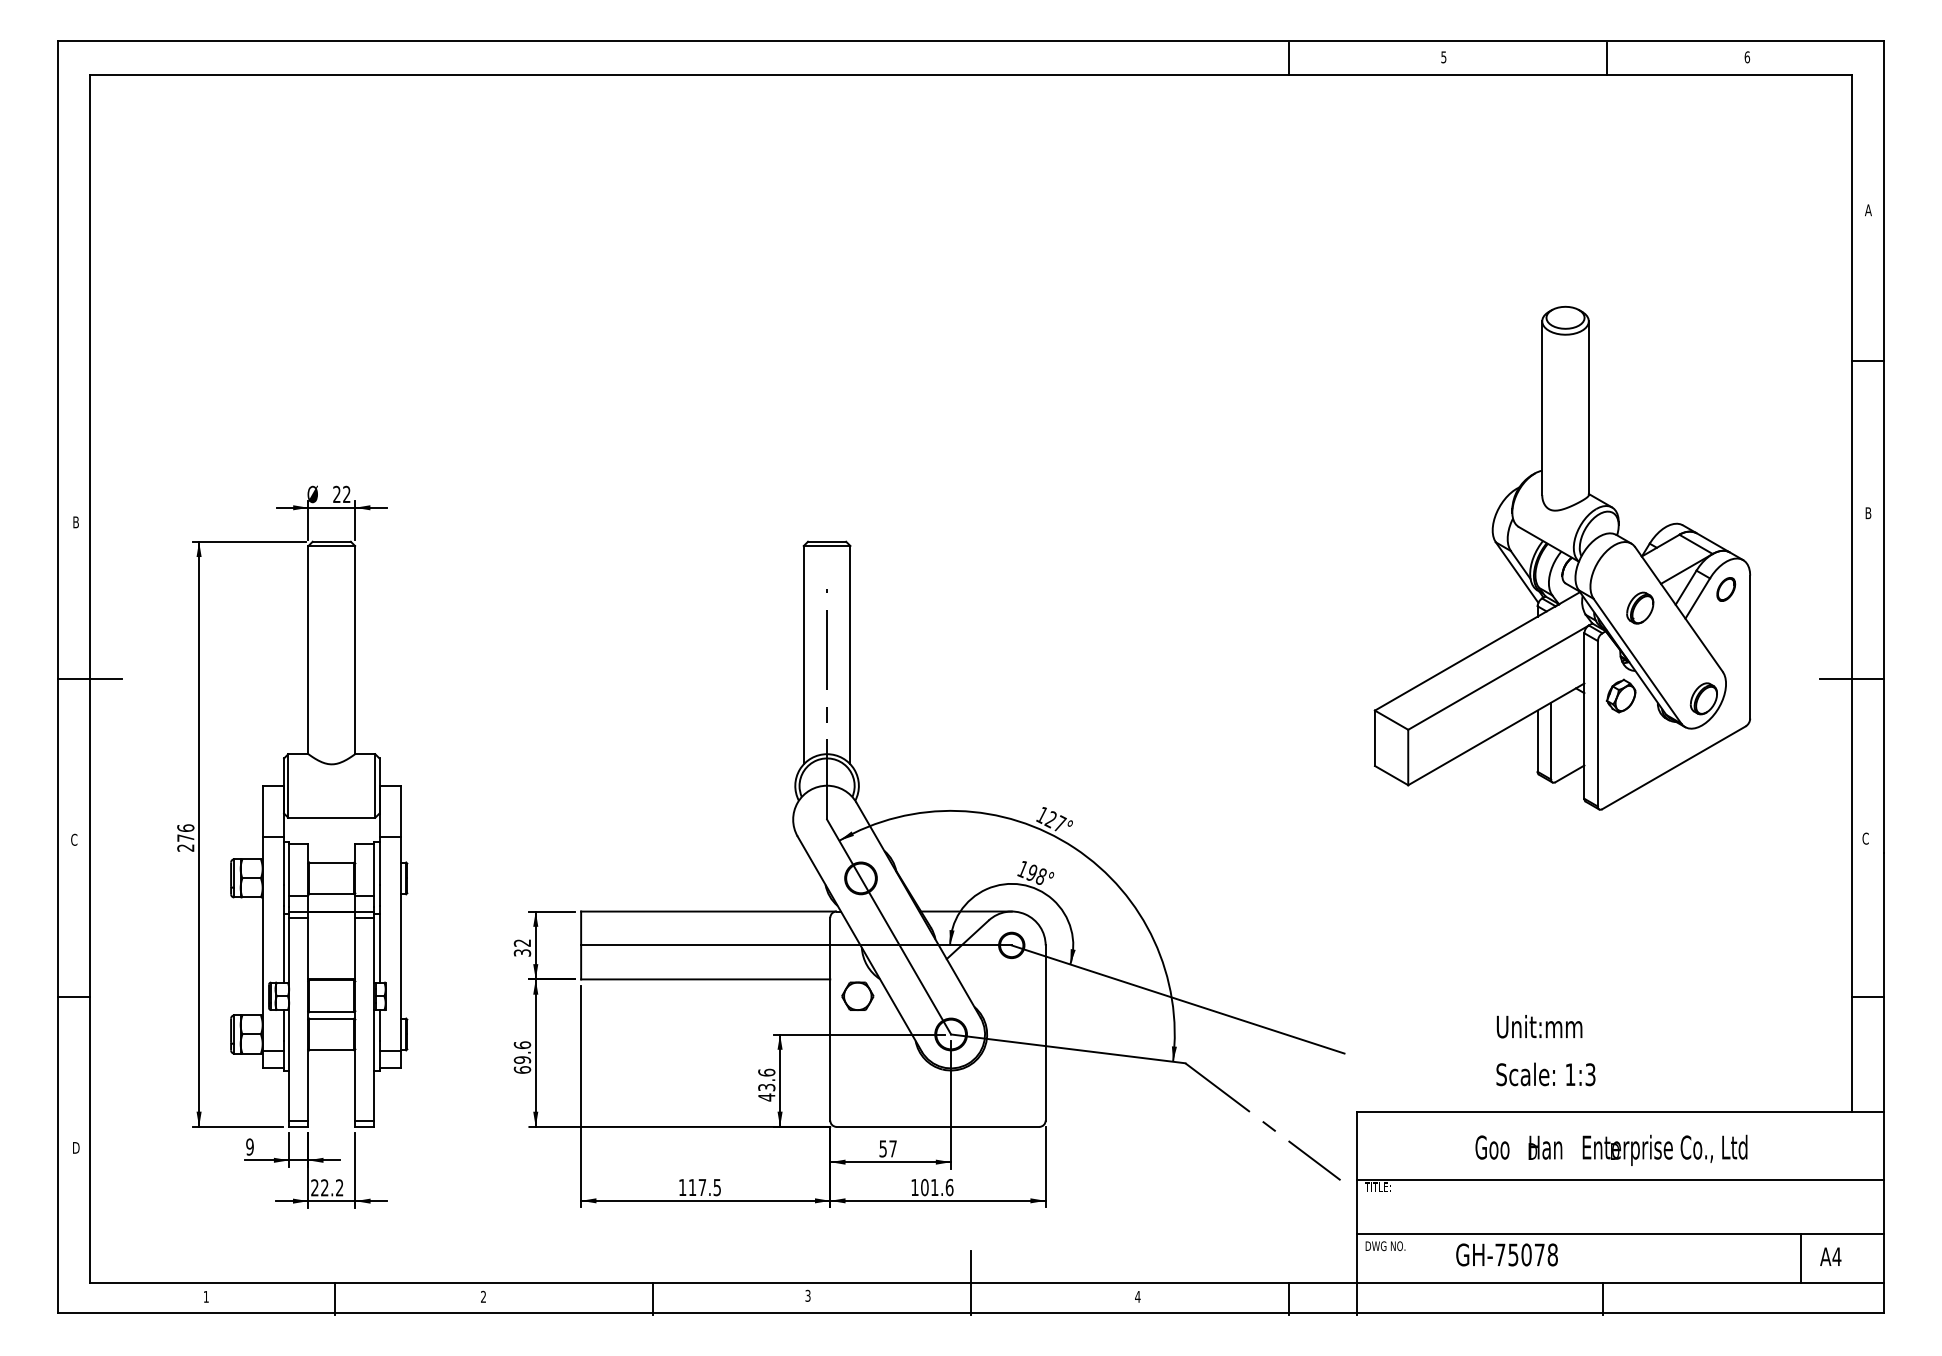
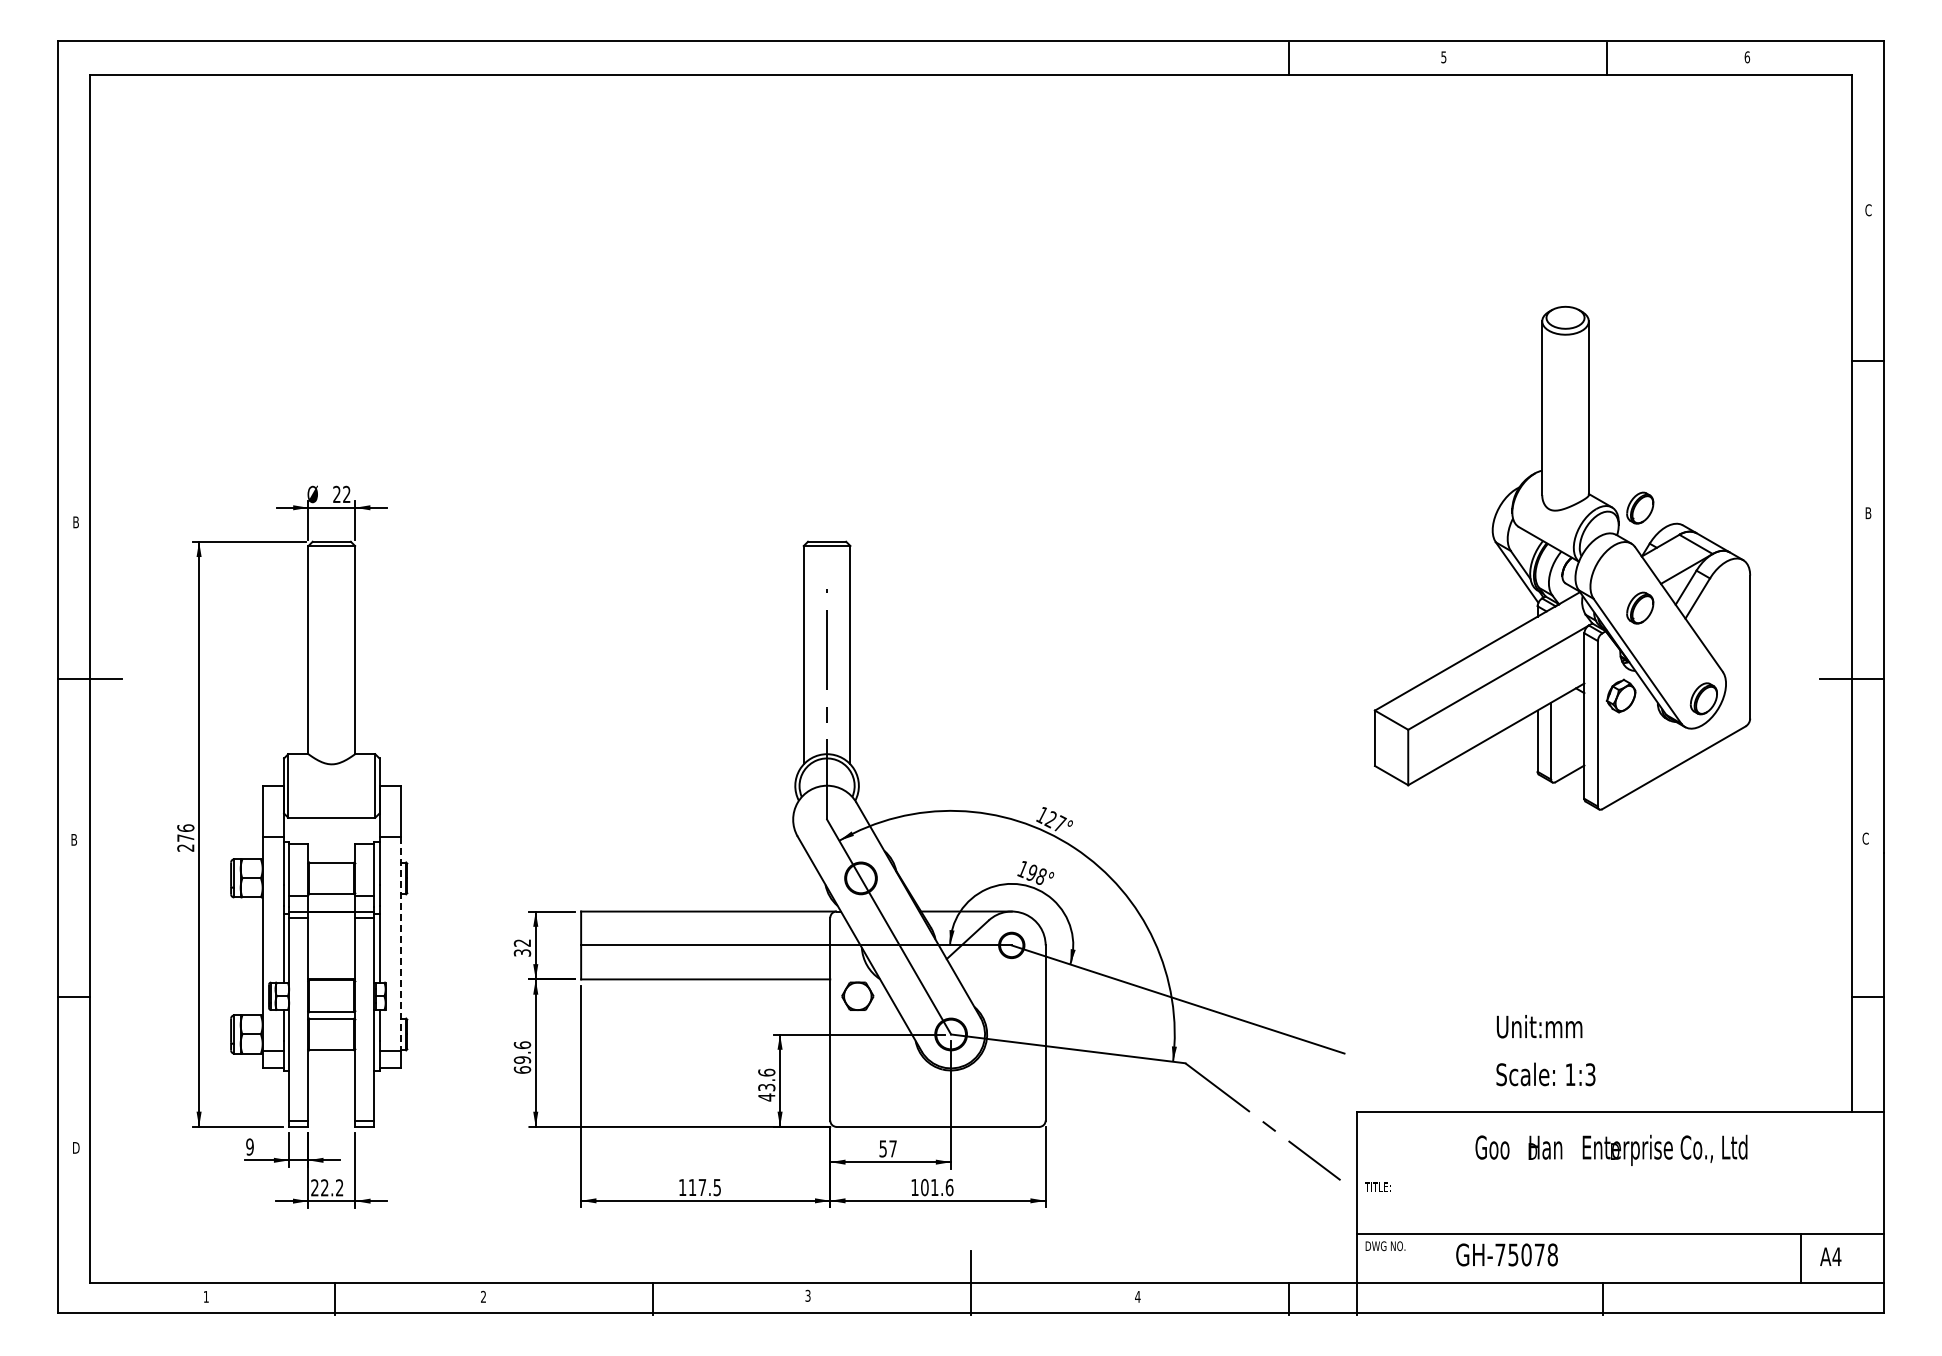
text: A -> C (1868, 210)
part: none -> present (1640, 507)
part: present -> none (1726, 589)
text: C -> B (74, 839)
line: solid -> dashed (400, 944)
line: present -> none (1620, 1179)
